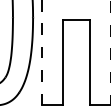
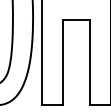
line: dashed -> solid (41, 52)
line: dashed -> solid (110, 53)
